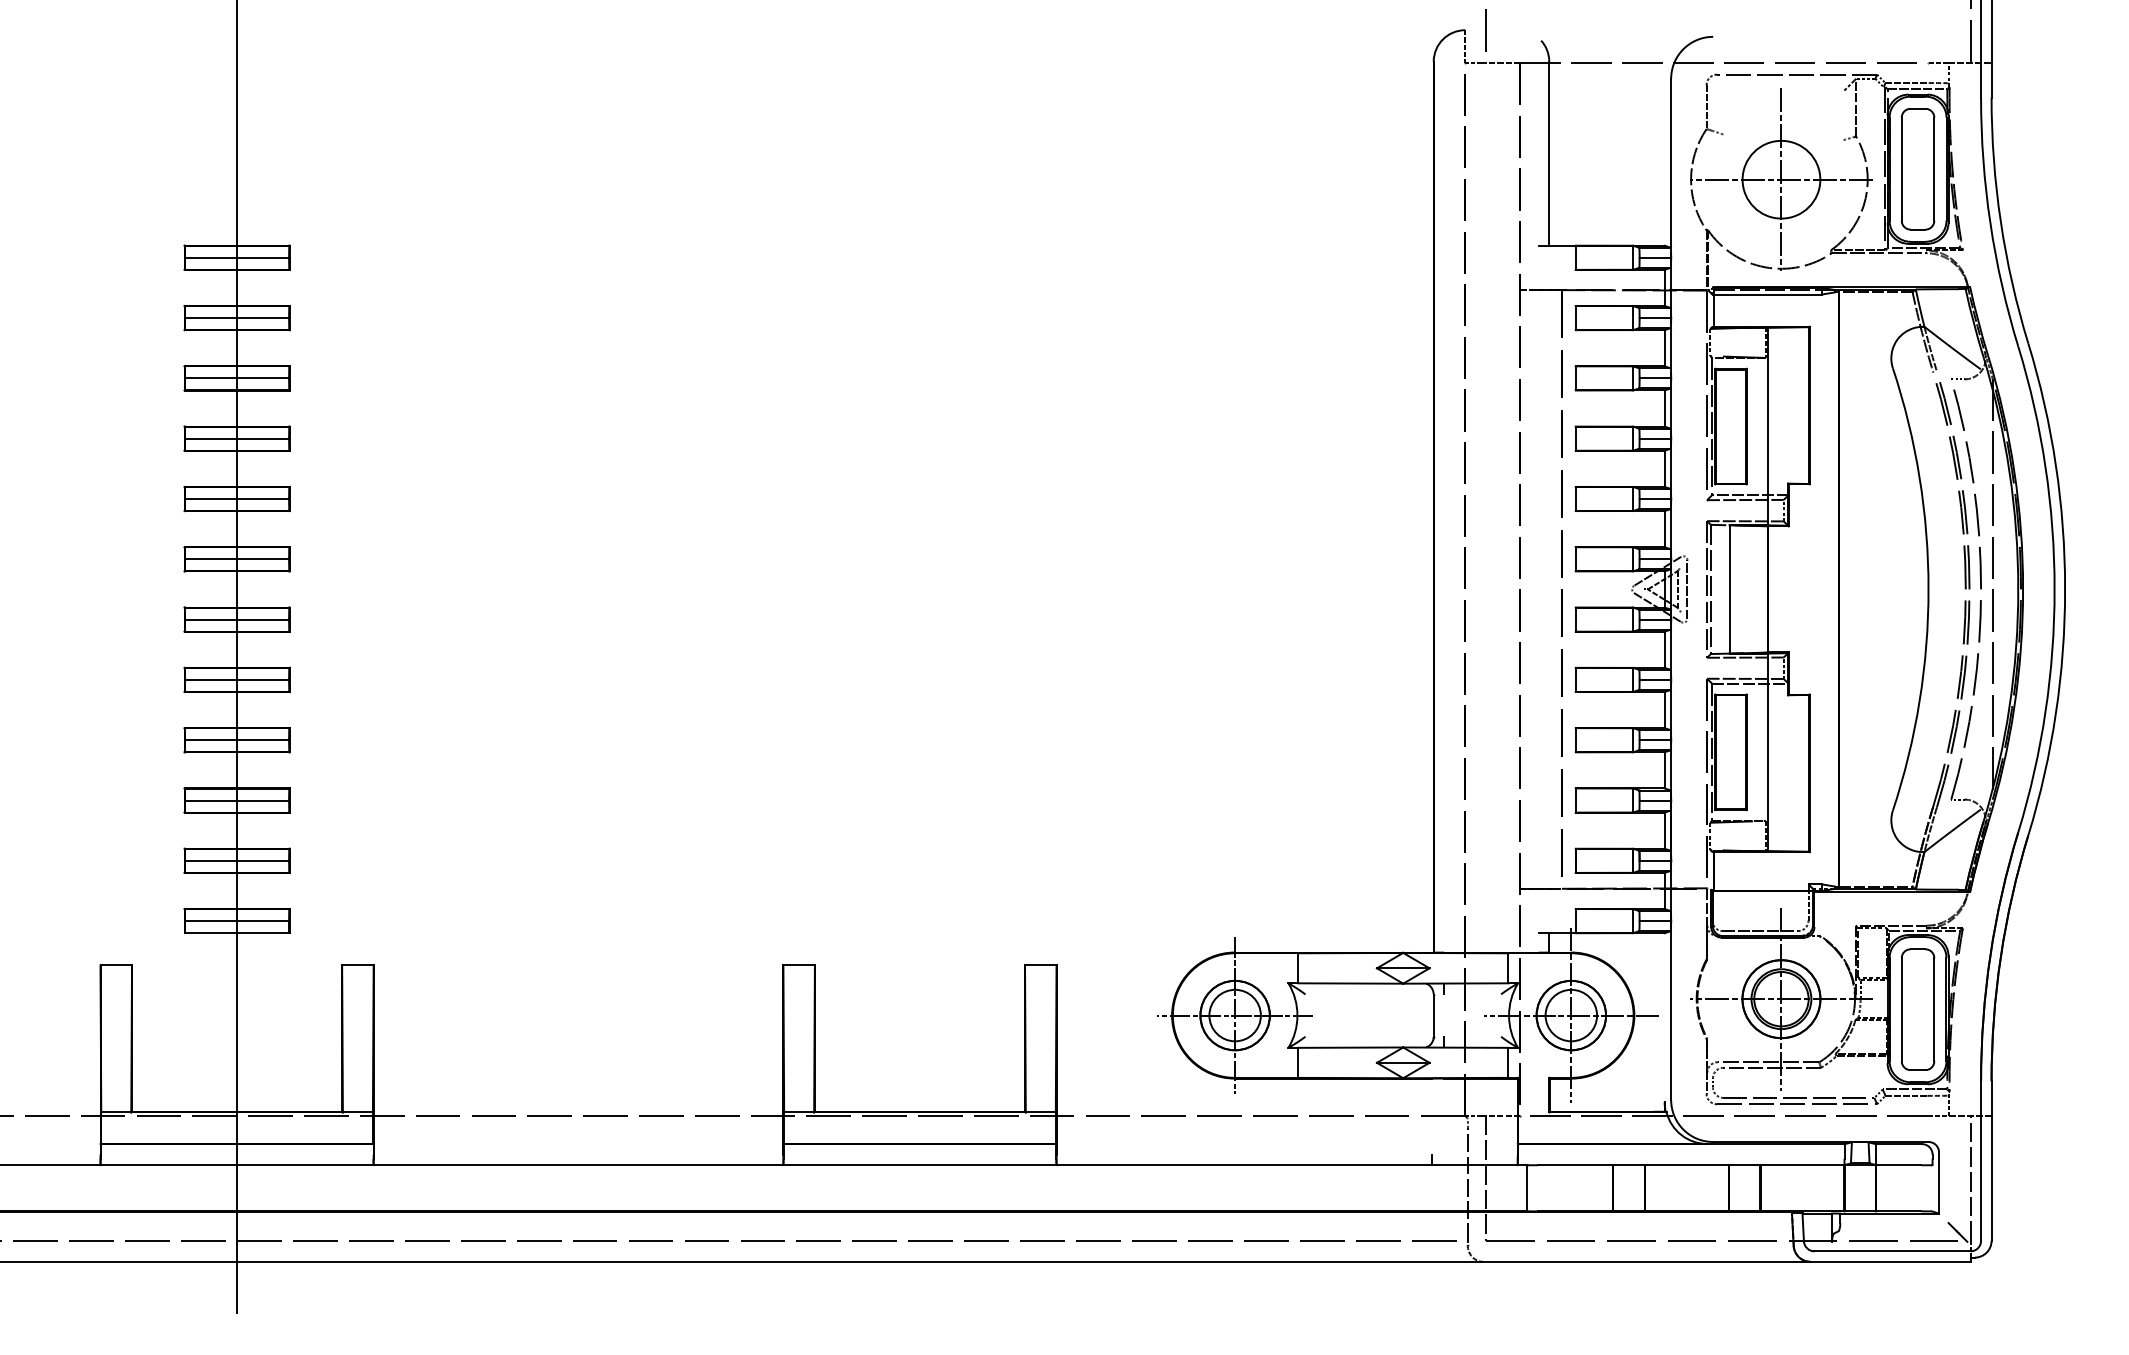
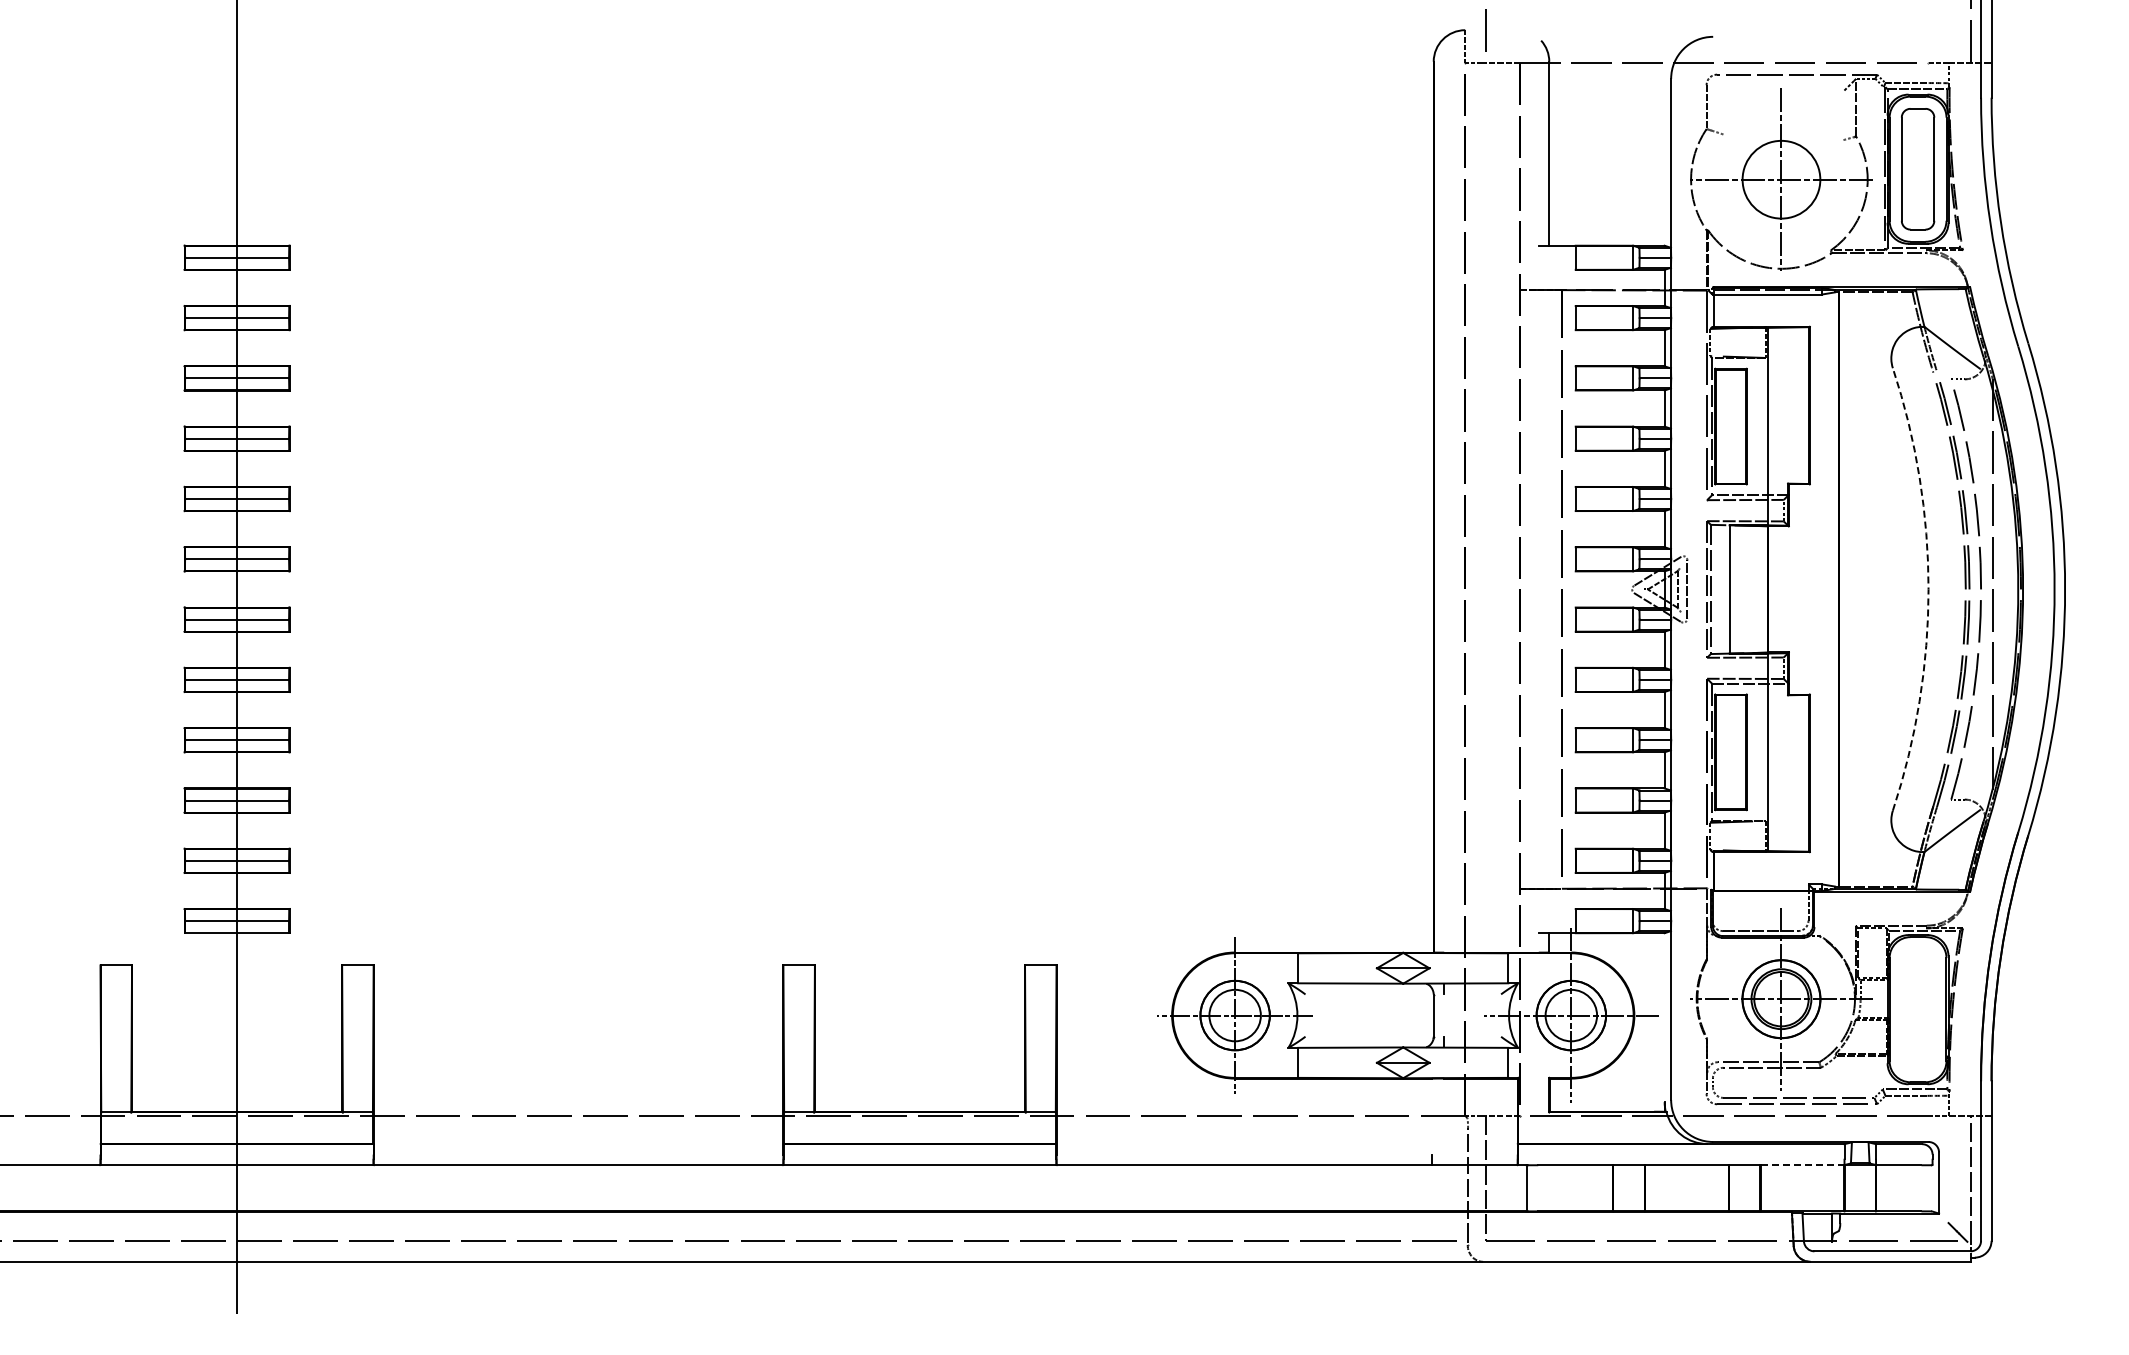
arc: solid -> dashed (1928, 589)
part: present -> none (1918, 1009)
line: solid -> dashed (1802, 1165)
